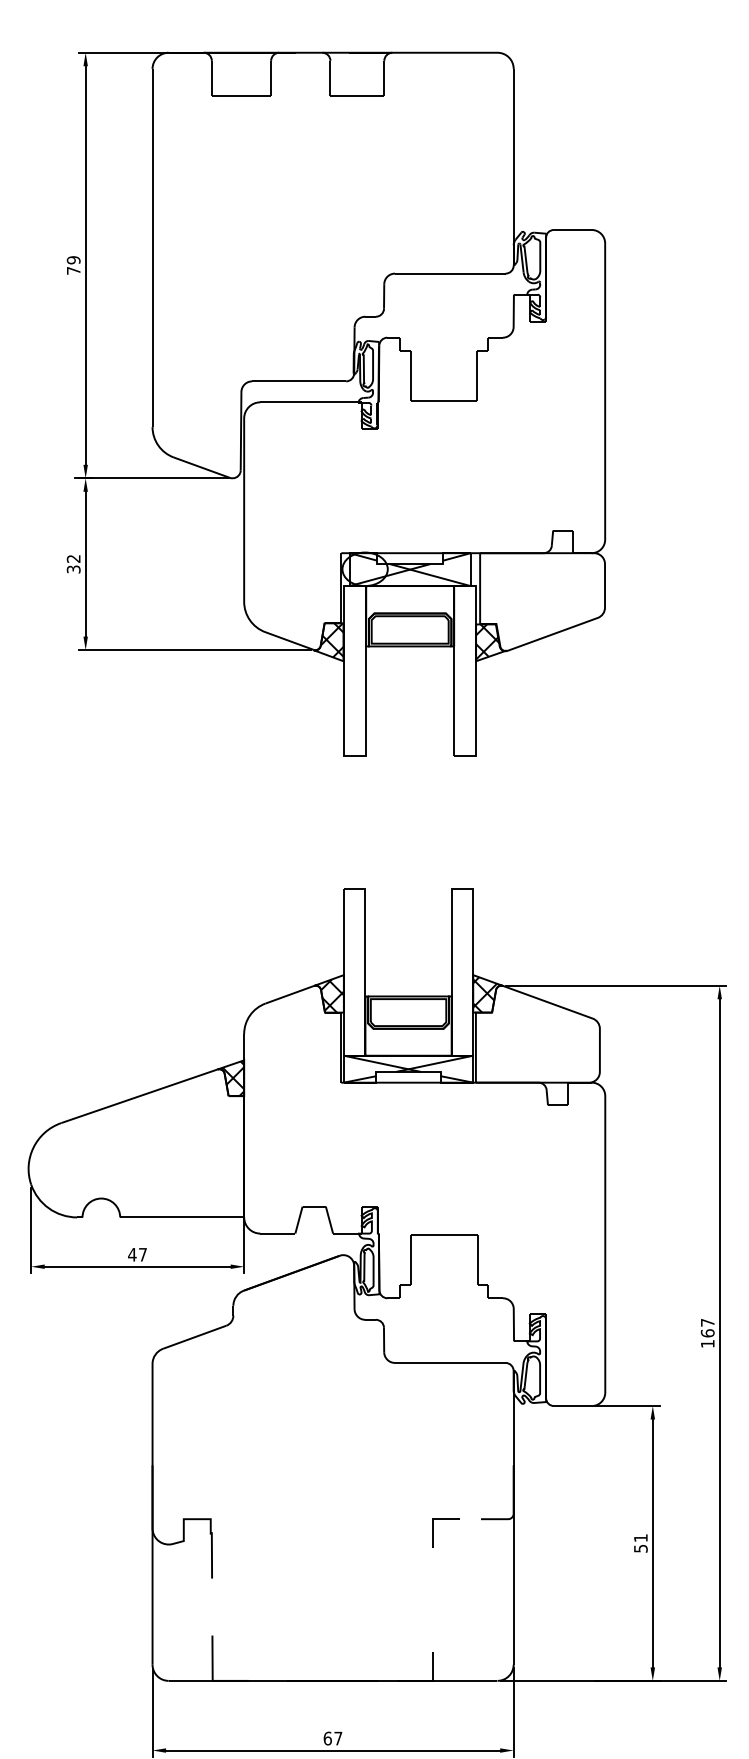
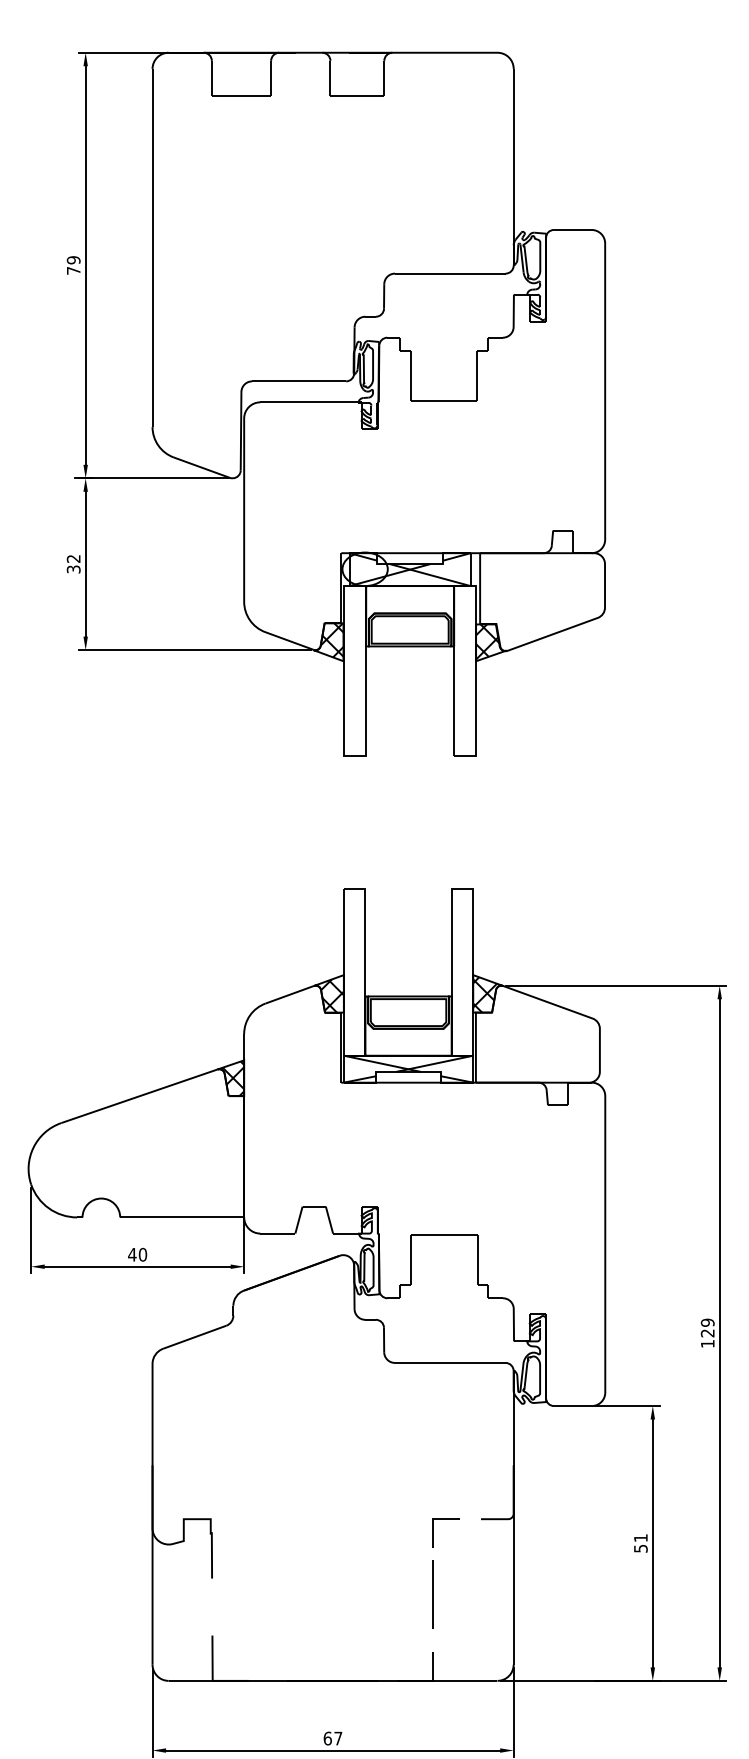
text: 47 -> 40 (142, 1254)
text: 167 -> 129 (707, 1327)
line: none -> present (432, 1594)
